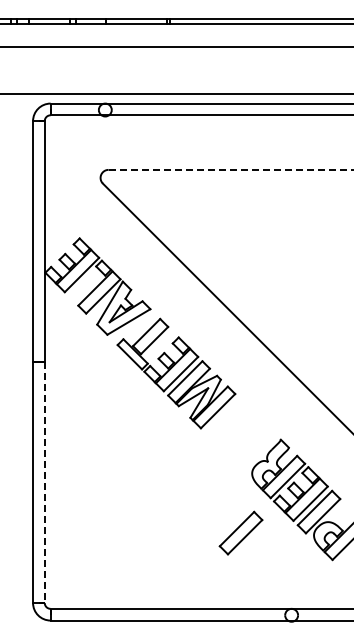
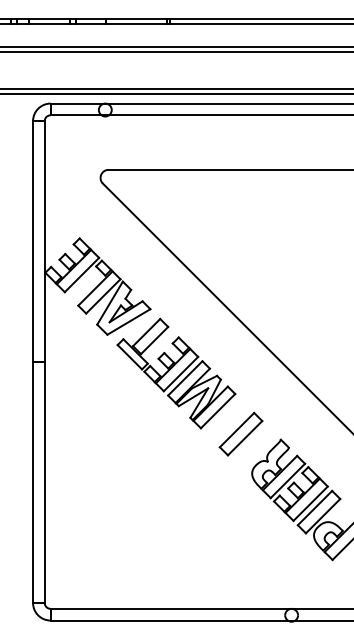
line: none -> present (176, 51)
line: none -> present (176, 88)
line: dashed -> solid (231, 169)
line: dashed -> solid (44, 483)
part position: (240, 532) -> (240, 433) (240, 433)
